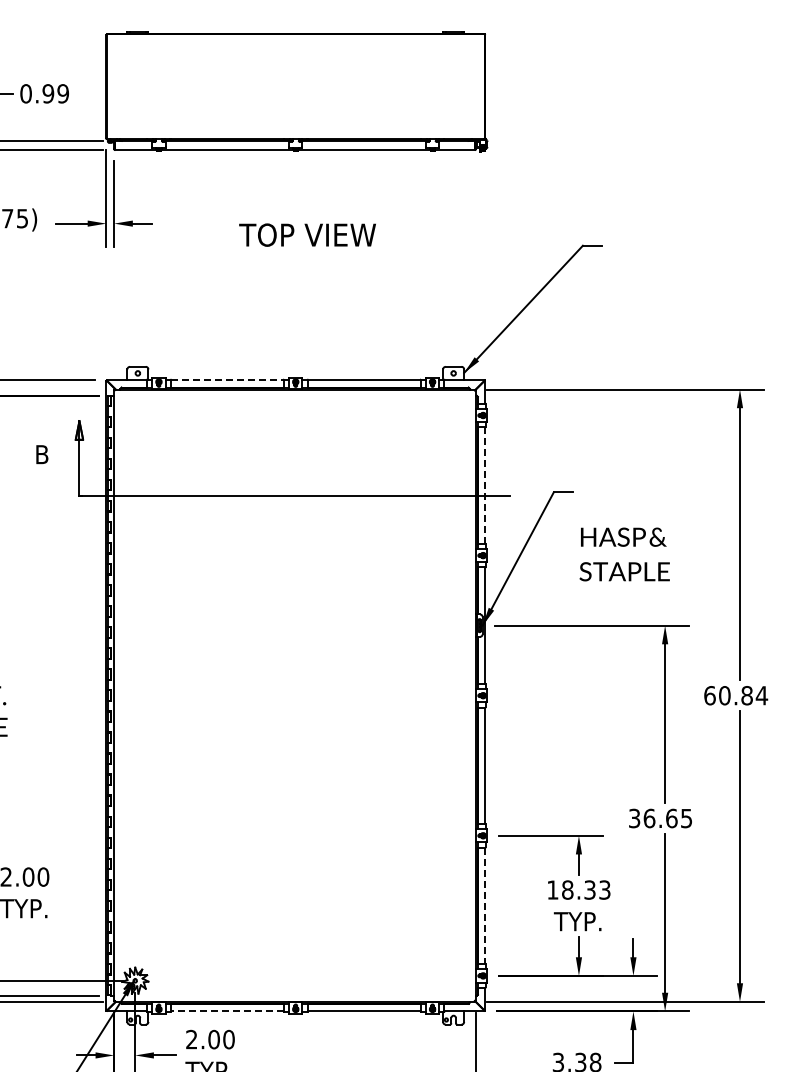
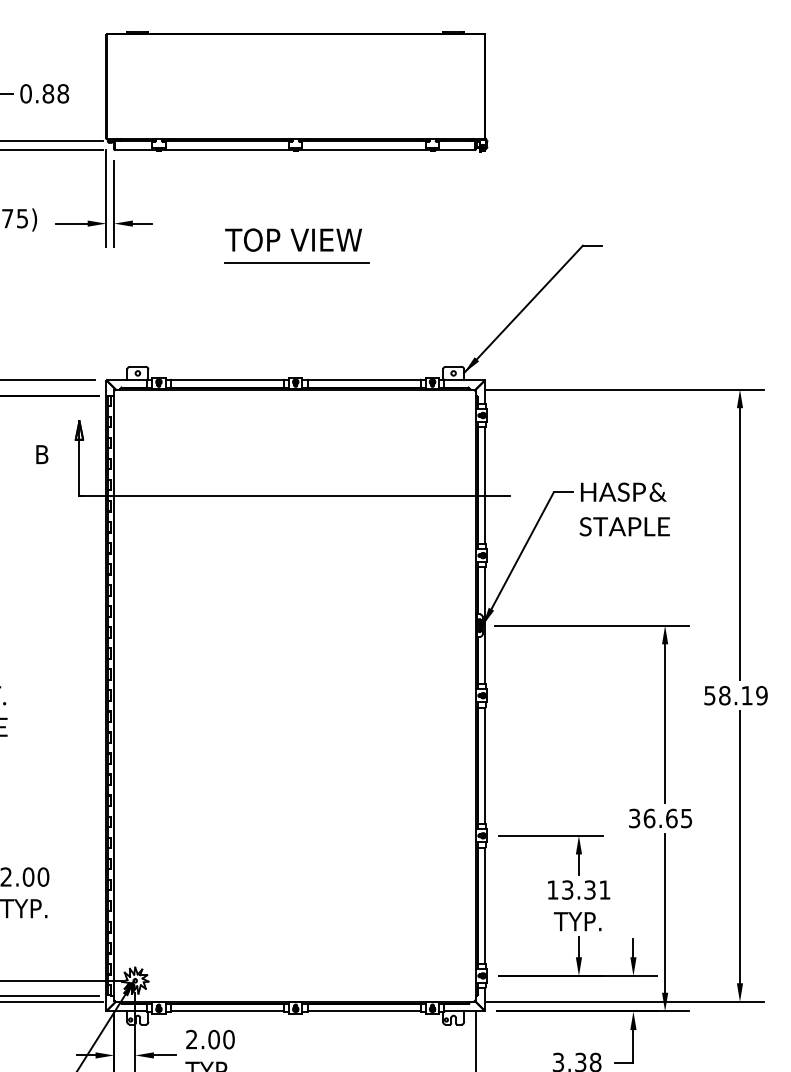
text: 0.99 -> 0.88 (55, 93)
text position: (307, 234) -> (293, 239) (293, 239)
line: none -> present (296, 262)
line: dashed -> solid (227, 379)
line: dashed -> solid (485, 486)
text position: (624, 554) -> (624, 509) (624, 509)
text: 60.84 -> 58.19 (736, 695)
text: 18.33 -> 13.31 (586, 889)
line: dashed -> solid (485, 906)
line: dashed -> solid (227, 1011)
